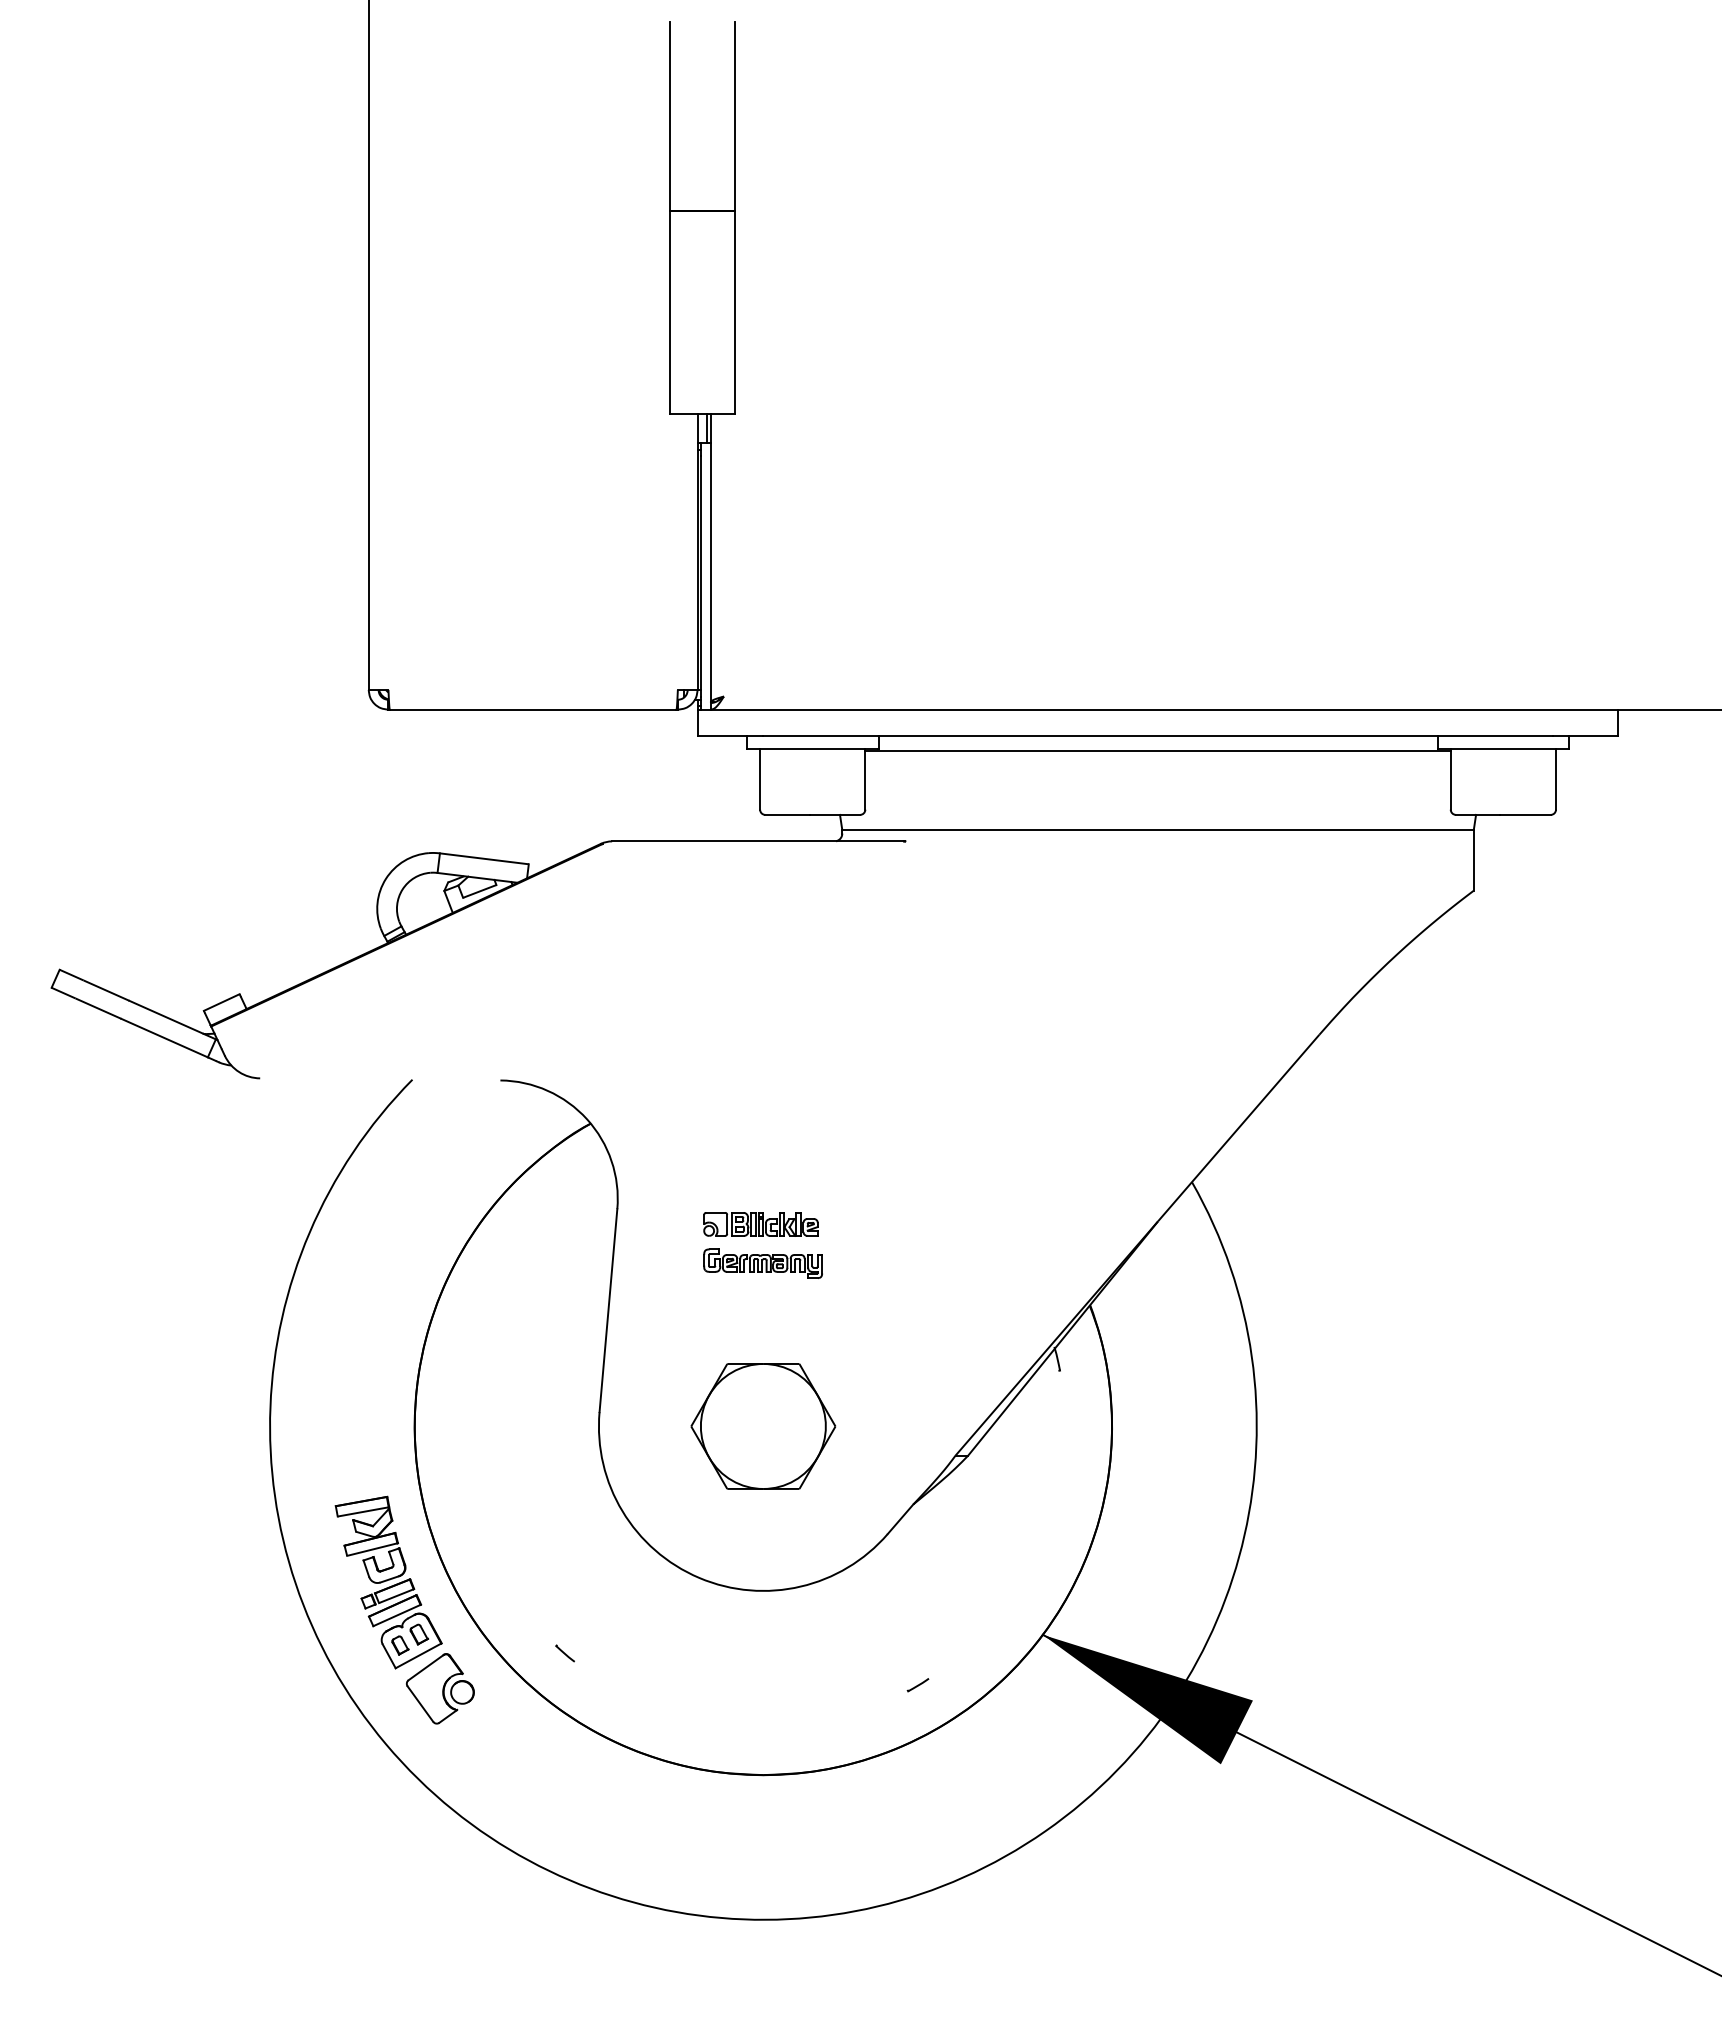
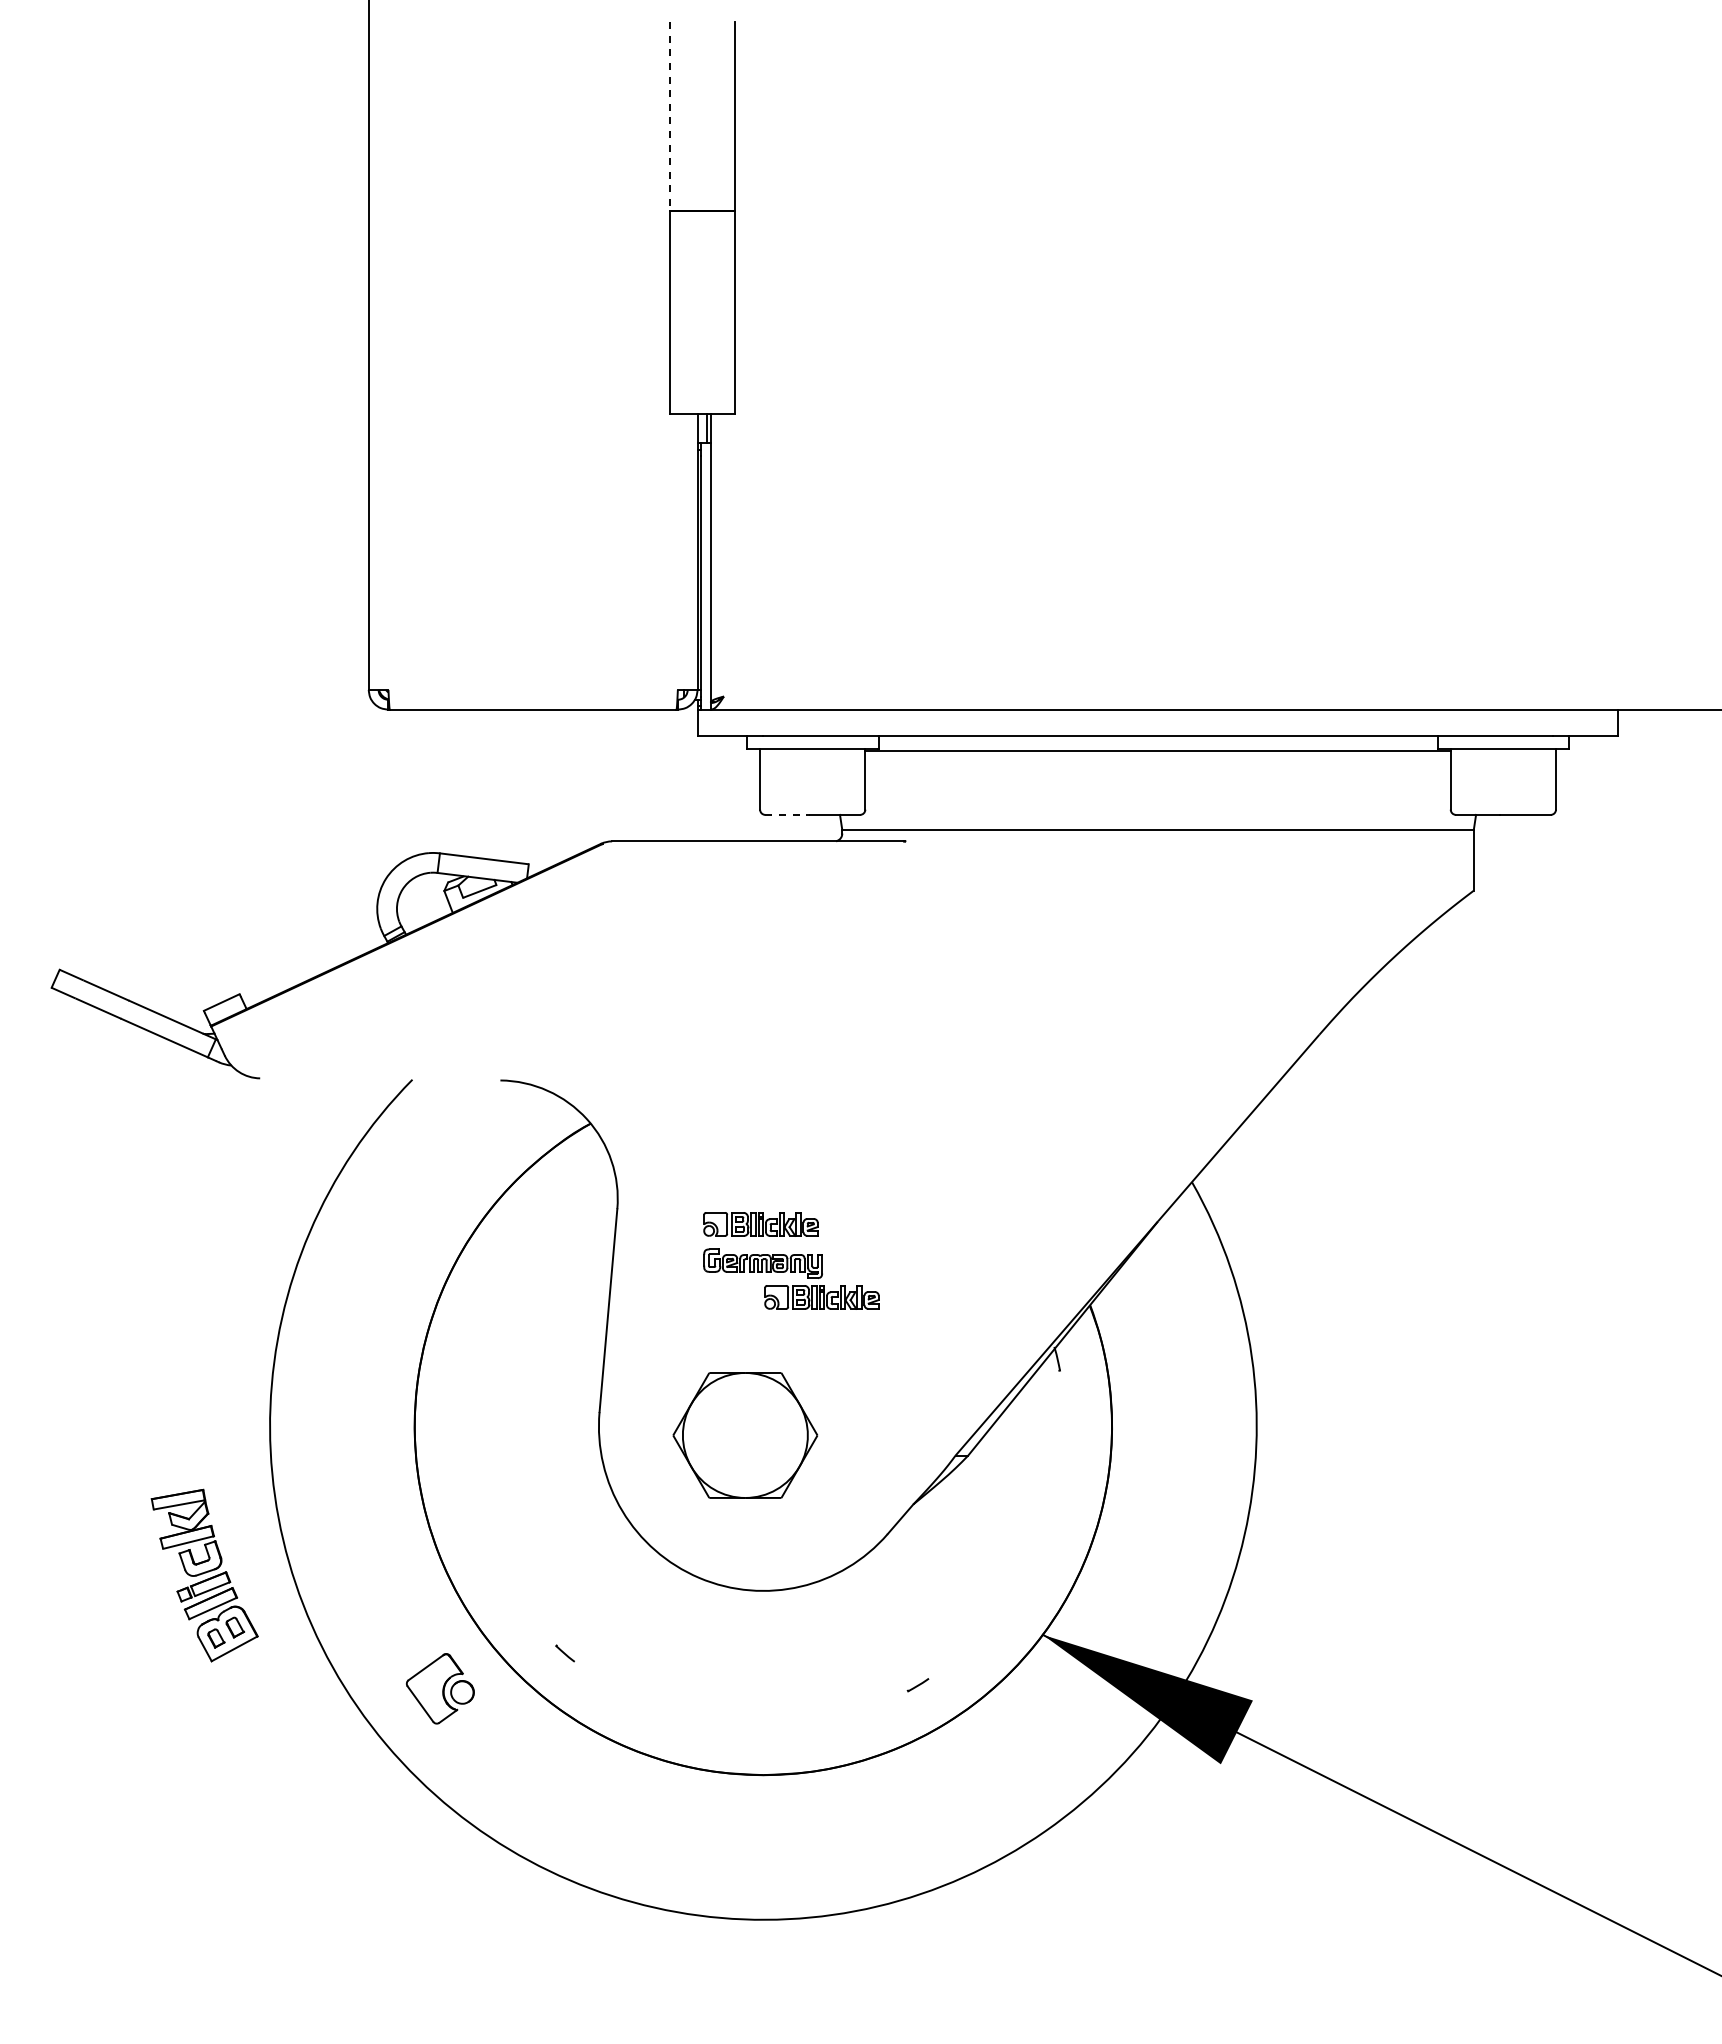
line: solid -> dashed (669, 116)
line: solid -> dashed (788, 814)
part: none -> present (821, 1297)
part position: (763, 1426) -> (745, 1435) (745, 1435)
part position: (388, 1582) -> (204, 1575) (204, 1575)
